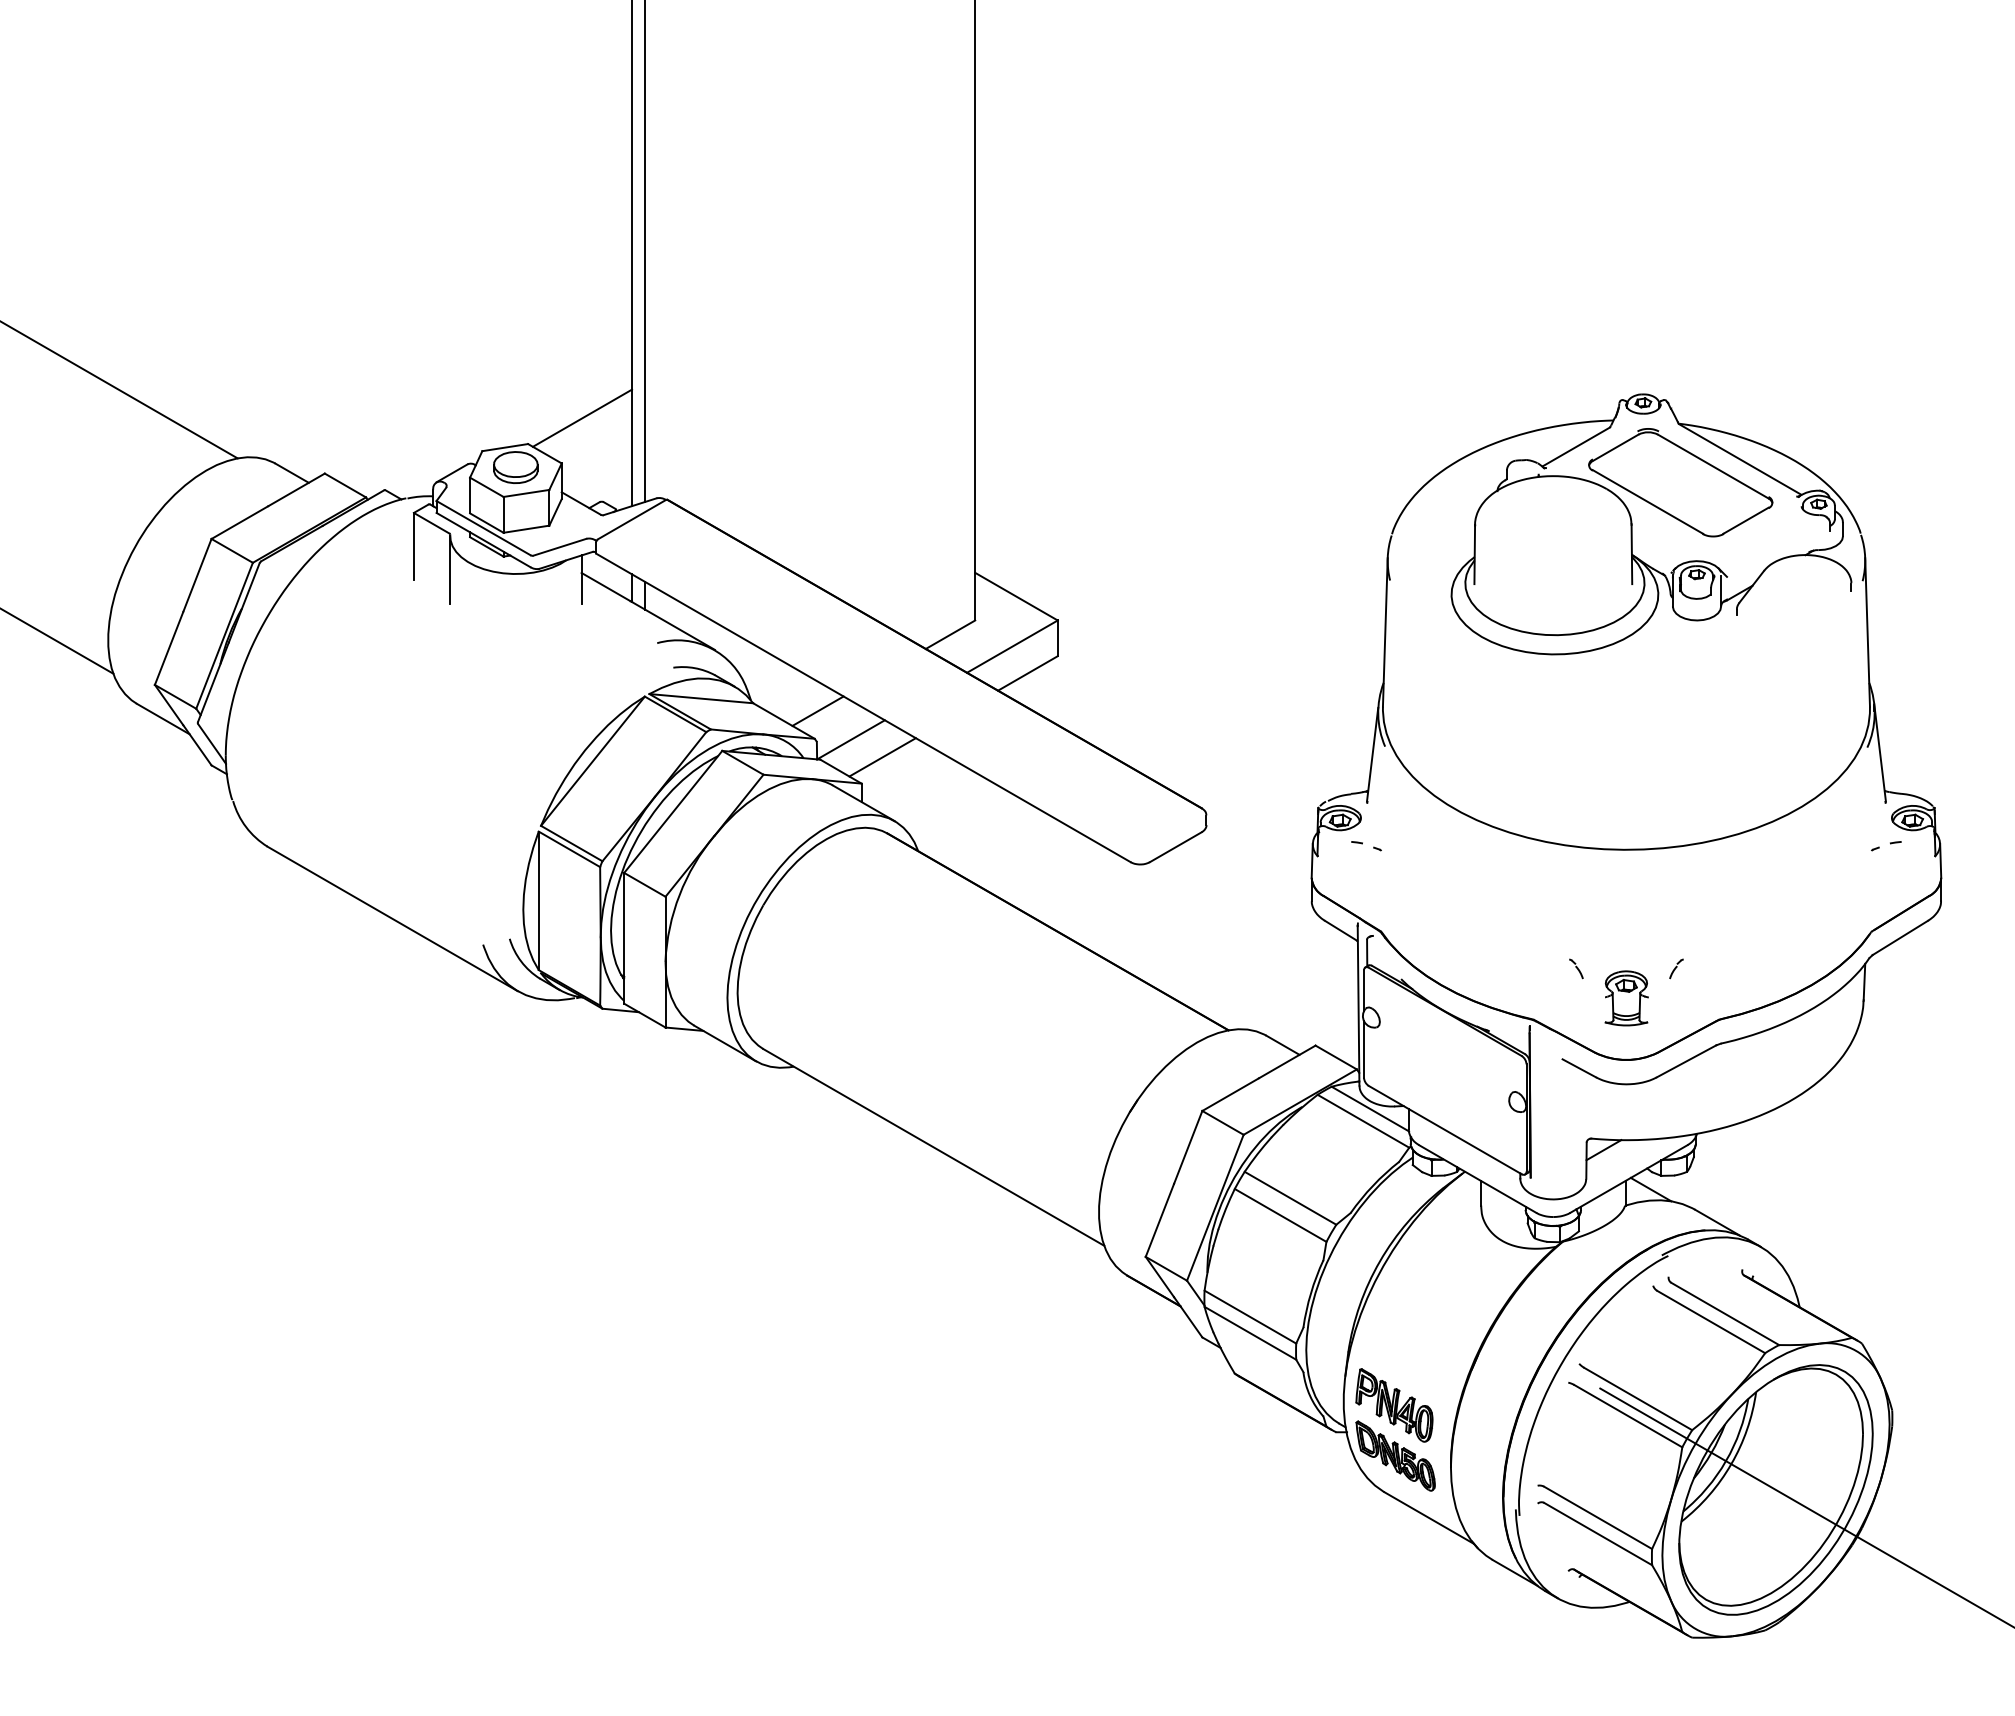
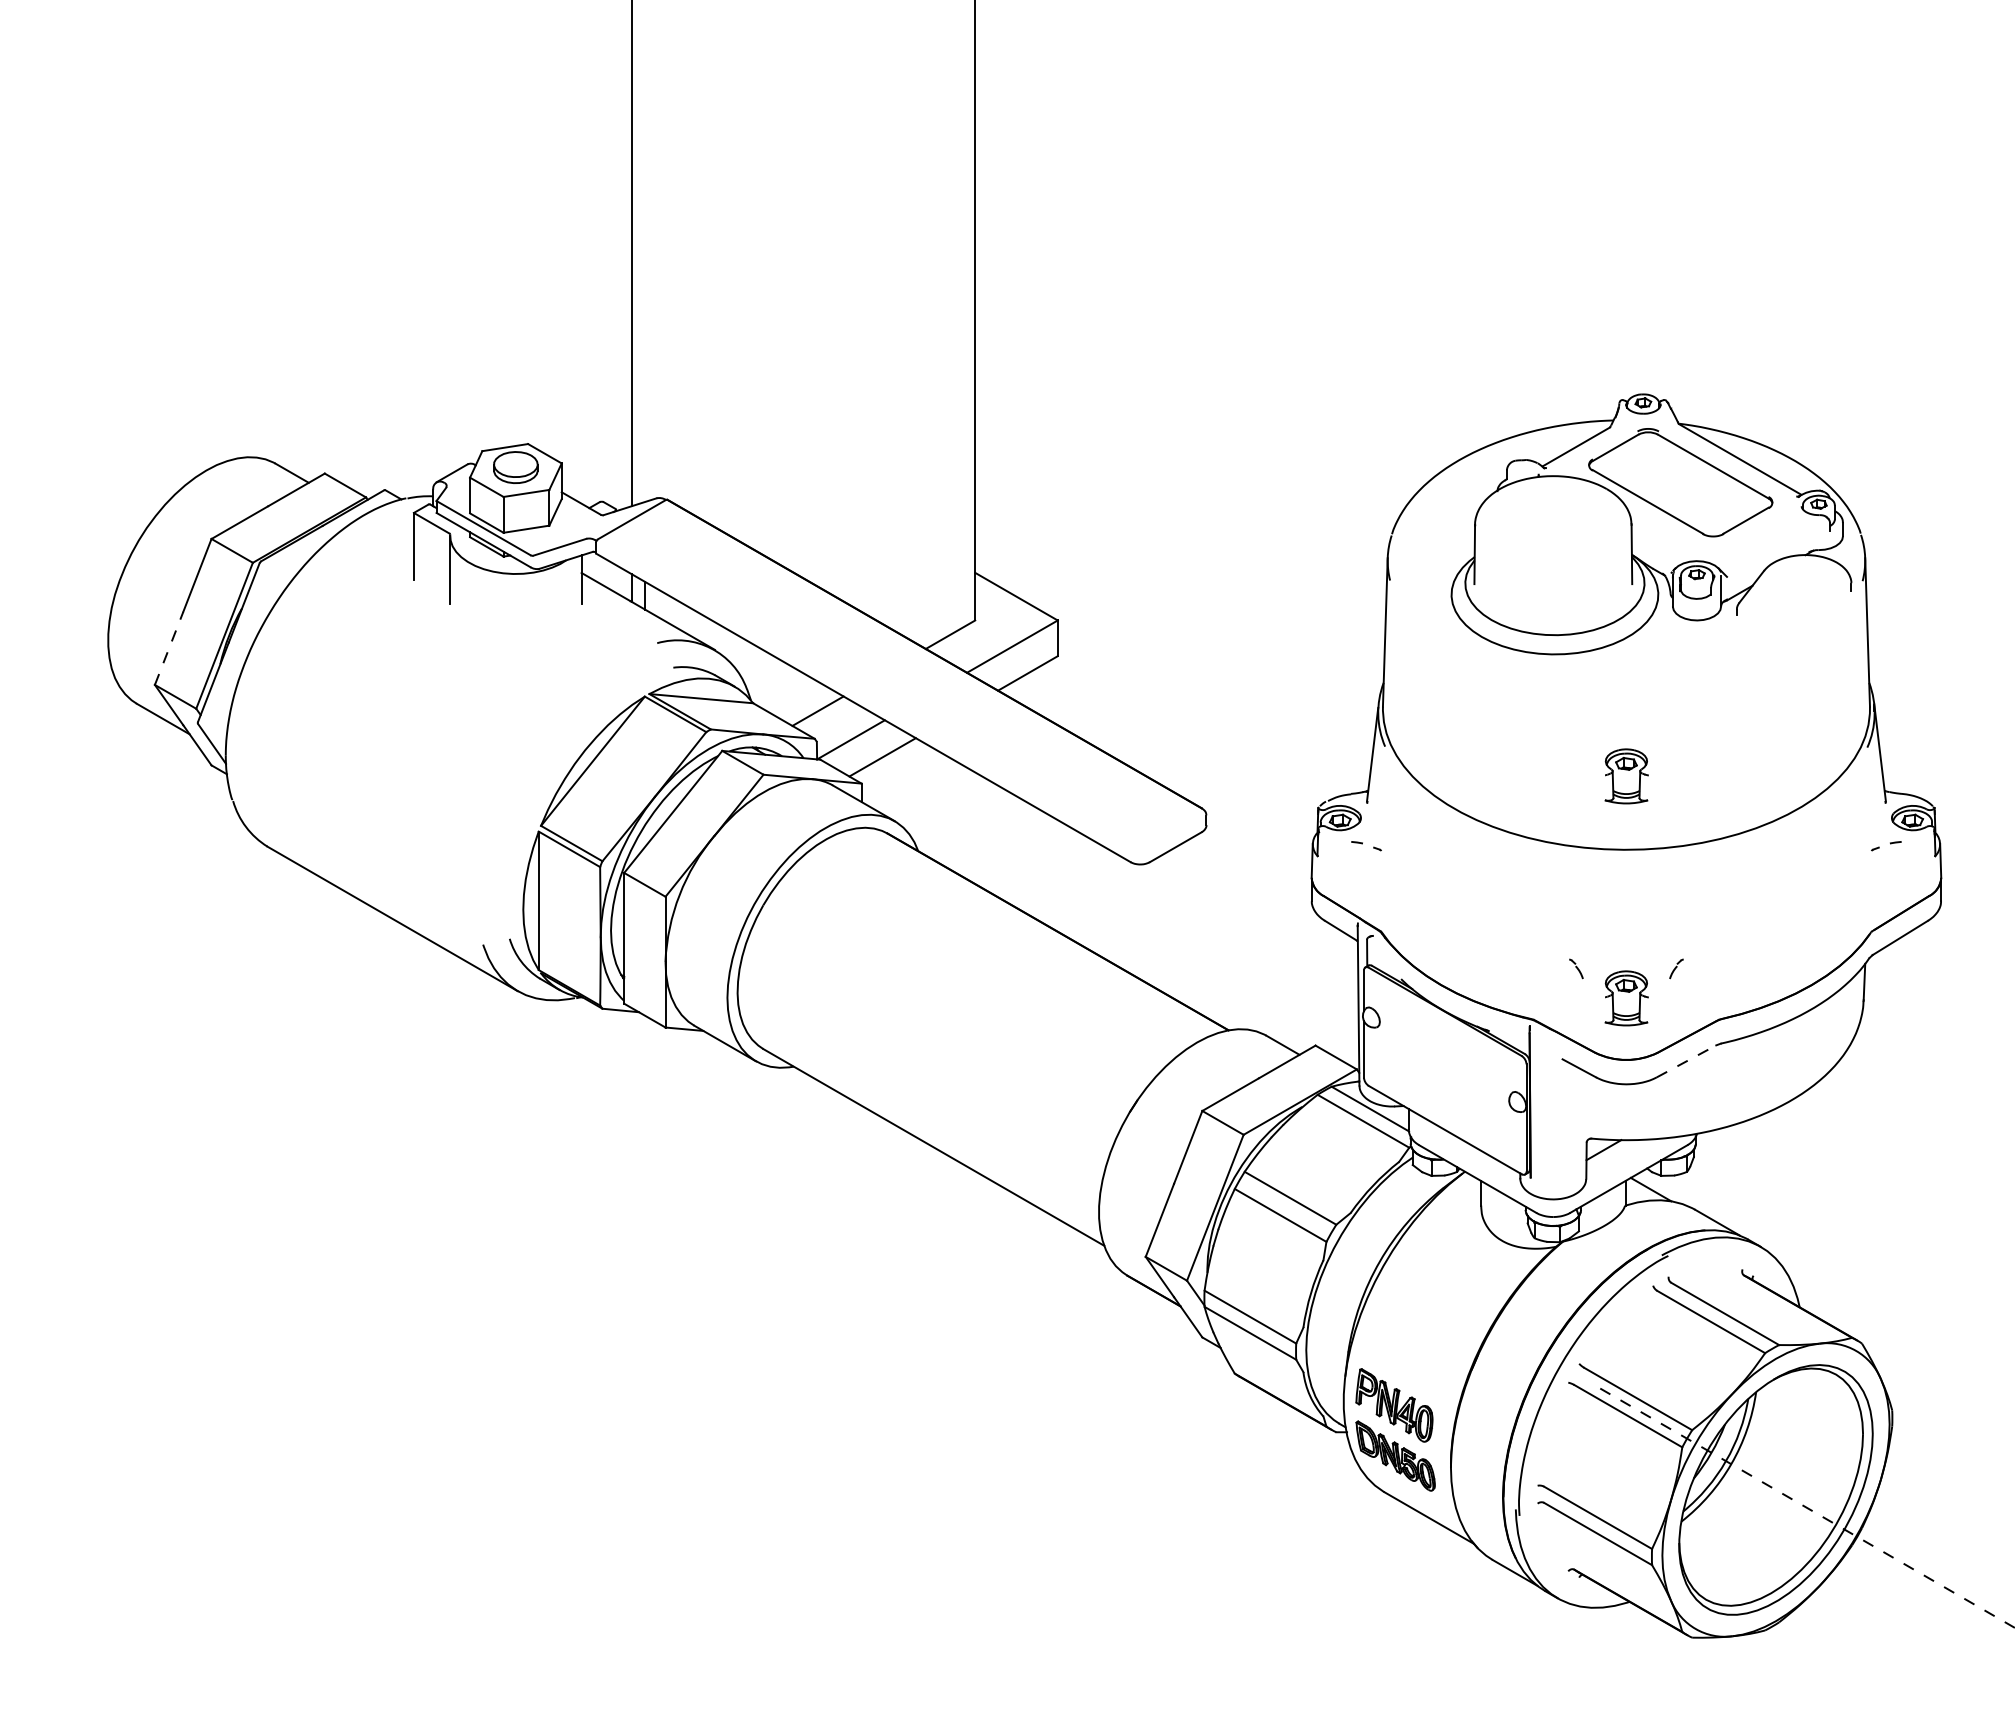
line: present -> none (644, 252)
line: present -> none (119, 390)
line: present -> none (582, 417)
line: present -> none (57, 641)
line: solid -> dashed (169, 647)
part: none -> present (1626, 776)
line: solid -> dashed (1686, 1061)
line: solid -> dashed (1807, 1508)
